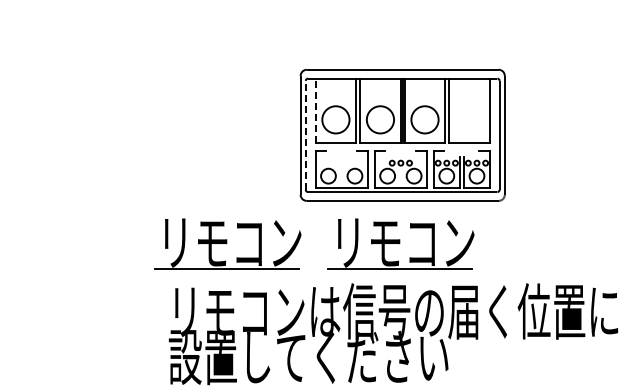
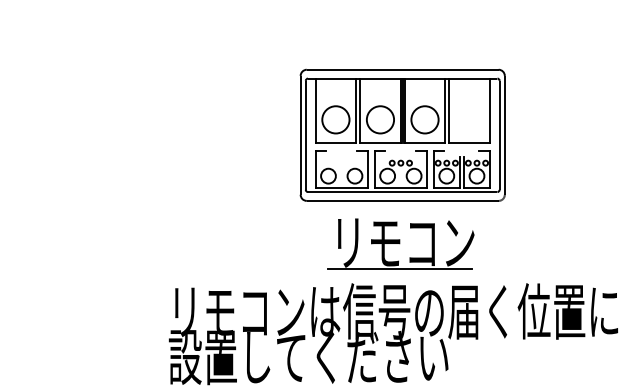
line: dashed -> solid (315, 110)
line: dashed -> solid (305, 134)
part: present -> none (227, 243)
